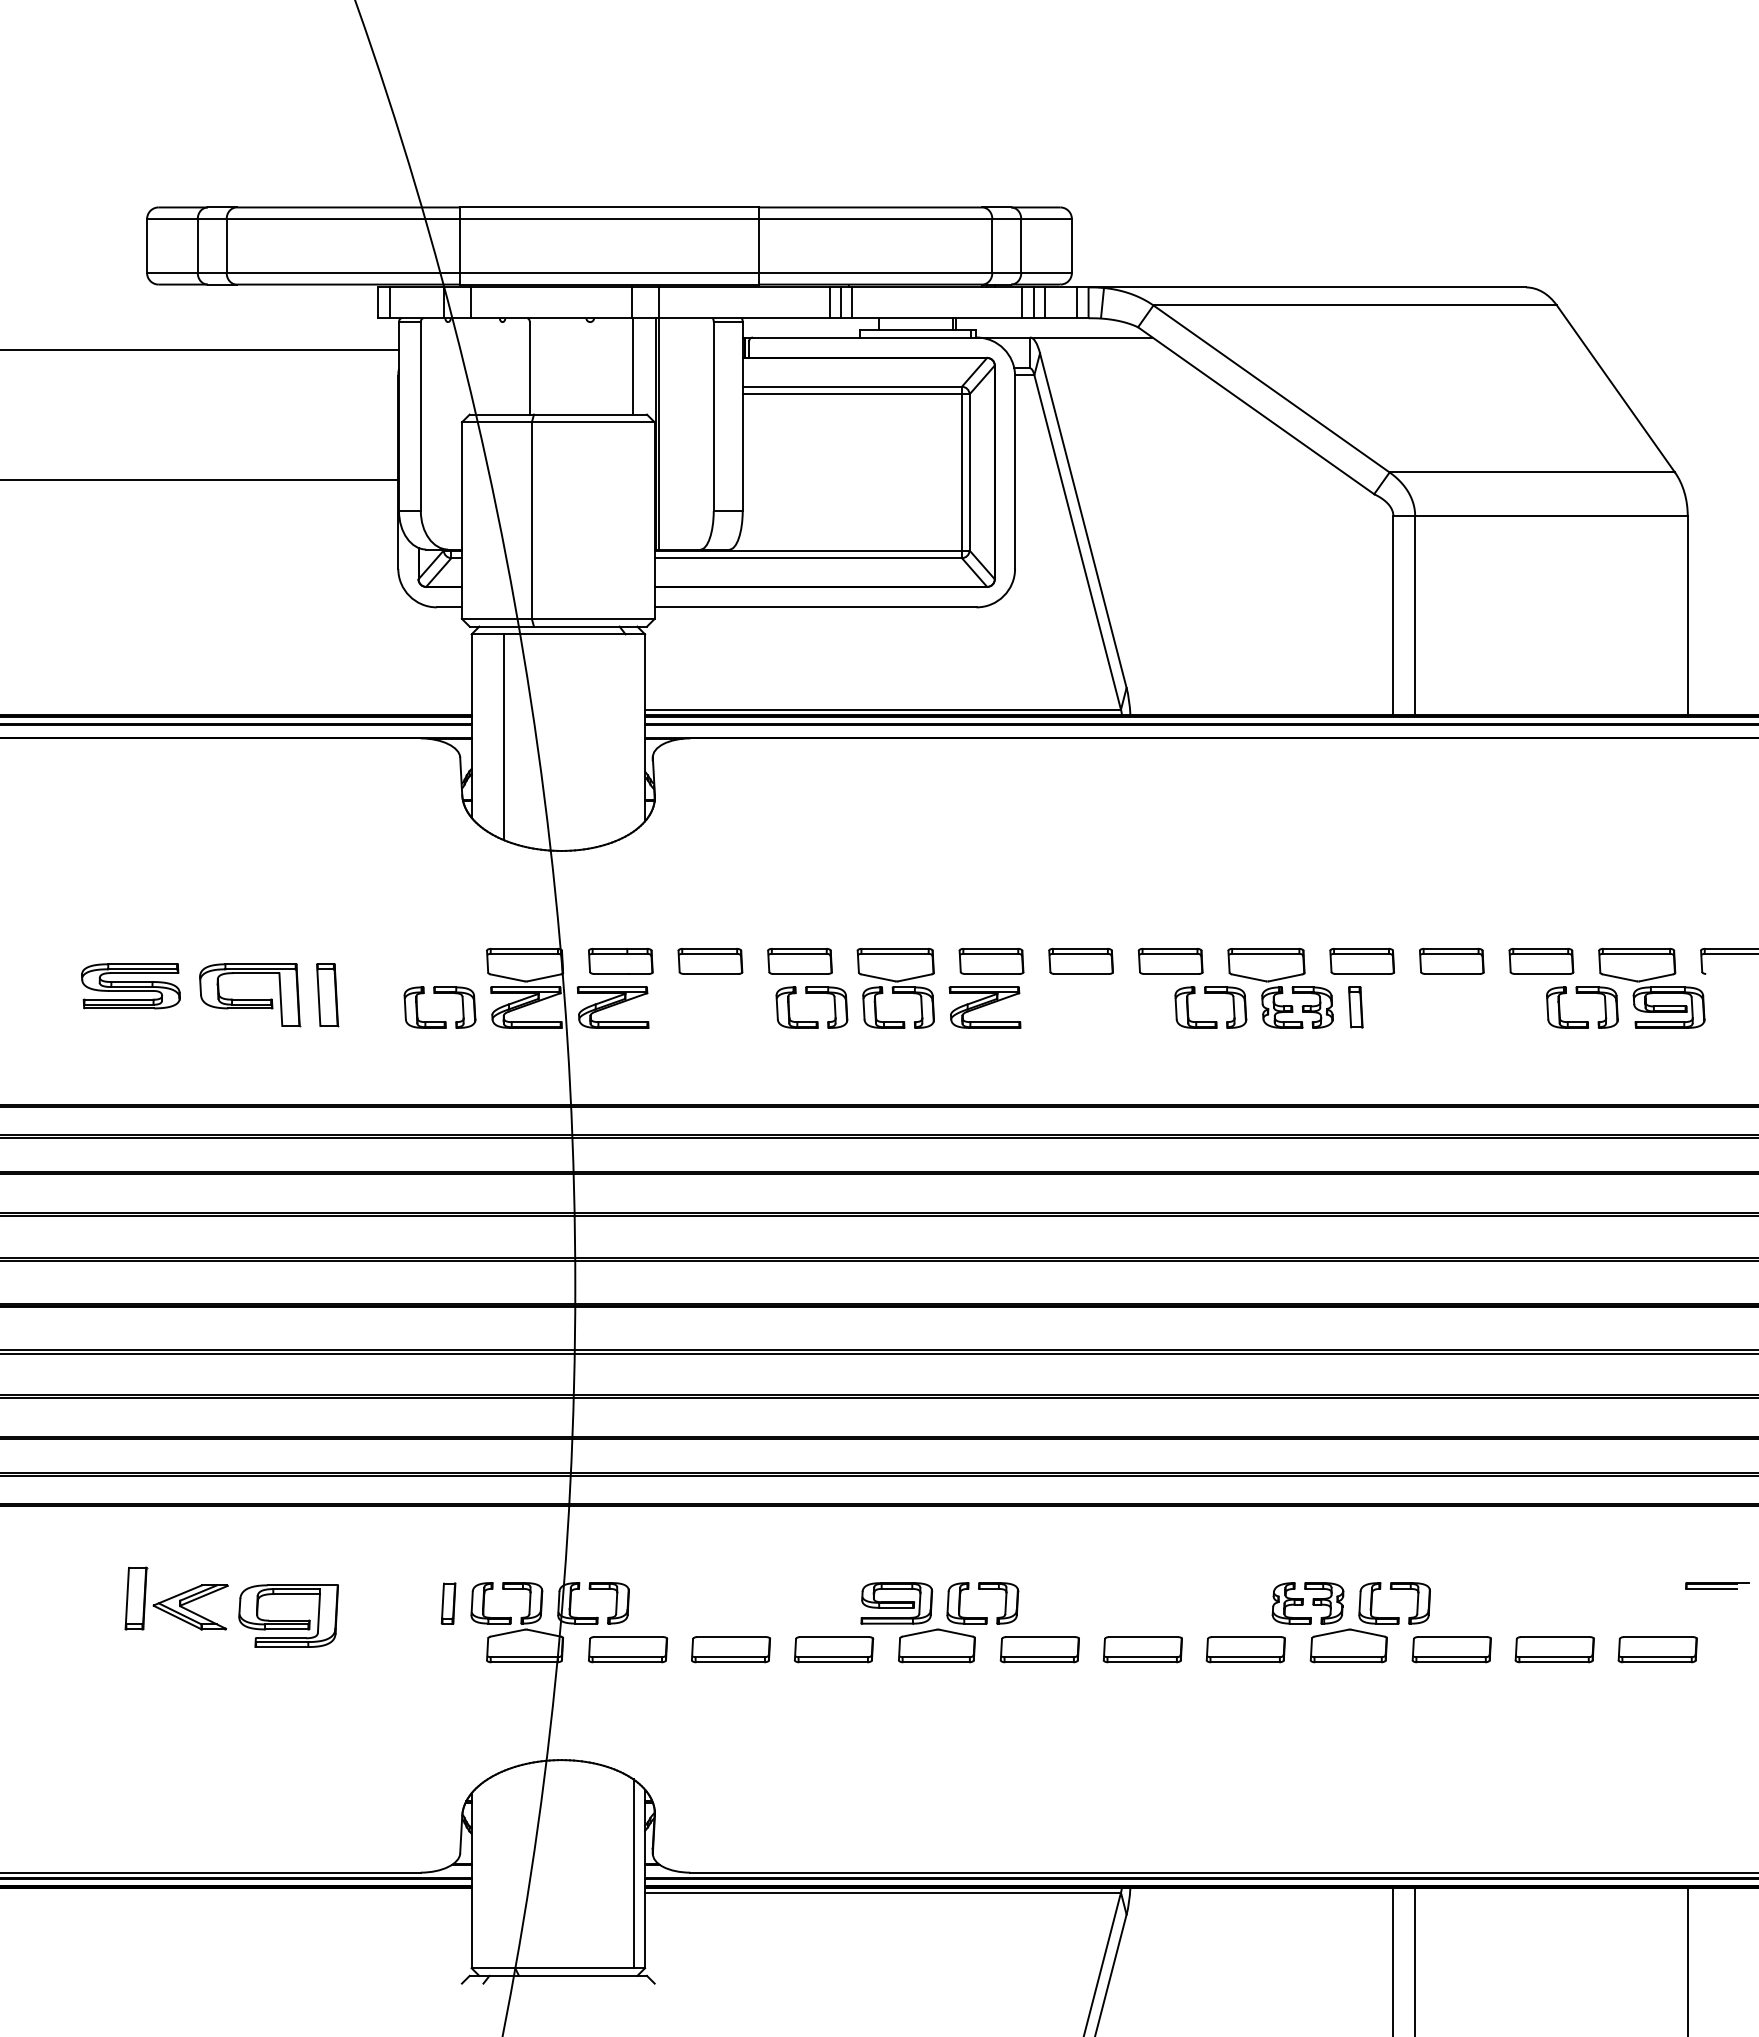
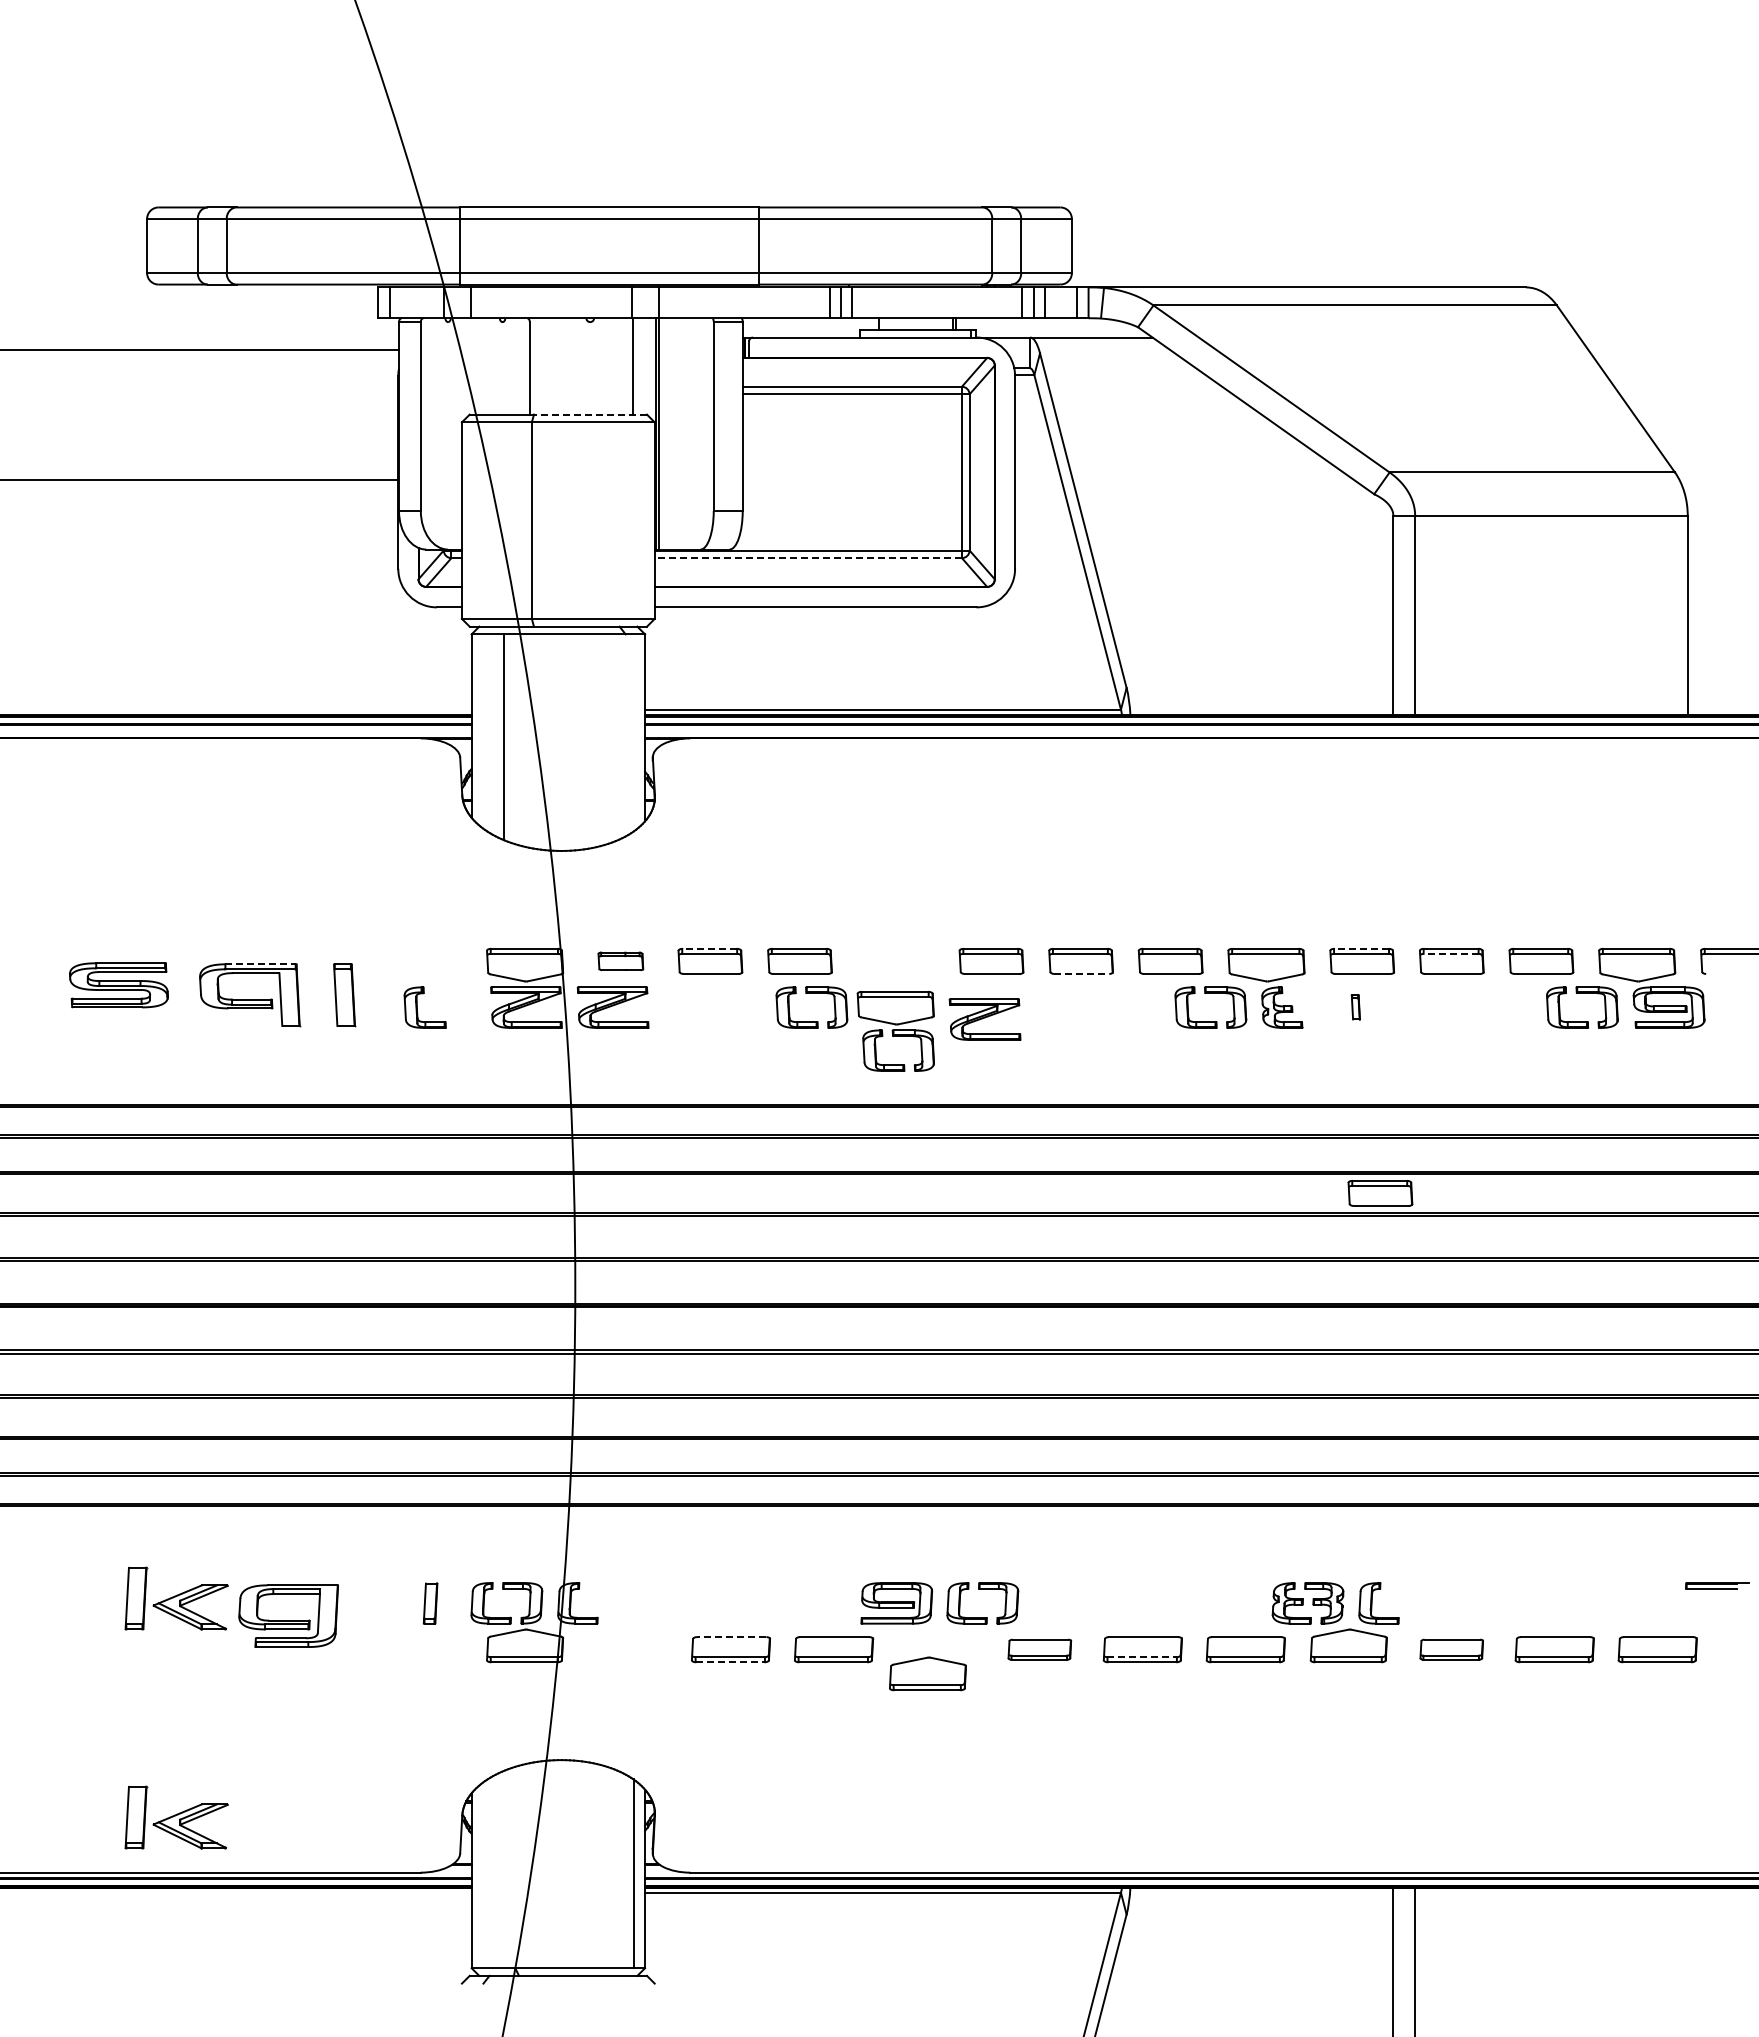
line: solid -> dashed (590, 414)
line: solid -> dashed (808, 558)
line: solid -> dashed (709, 948)
line: solid -> dashed (1361, 948)
line: solid -> dashed (1450, 953)
part size: 66x27 px -> 48x21 px (620, 961)
line: solid -> dashed (261, 964)
line: solid -> dashed (1082, 973)
part position: (130, 986) -> (118, 985) (118, 985)
part position: (895, 988) -> (895, 1031) (895, 1031)
part position: (327, 995) -> (344, 995) (344, 995)
part: present -> none (462, 1007)
part position: (984, 1007) -> (984, 1019) (984, 1019)
part: present -> none (1312, 1007)
part size: 16x43 px -> 11x27 px (1355, 1007)
part: none -> present (1380, 1193)
part position: (448, 1603) -> (430, 1603) (430, 1603)
part: present -> none (615, 1603)
part: present -> none (1416, 1603)
line: solid -> dashed (731, 1637)
part position: (936, 1645) -> (927, 1673) (927, 1673)
part: present -> none (628, 1649)
part size: 81x28 px -> 66x23 px (1039, 1649)
part size: 81x28 px -> 65x23 px (1451, 1649)
line: solid -> dashed (1142, 1657)
line: solid -> dashed (730, 1662)
part: none -> present (176, 1817)
line: present -> none (1687, 1960)
